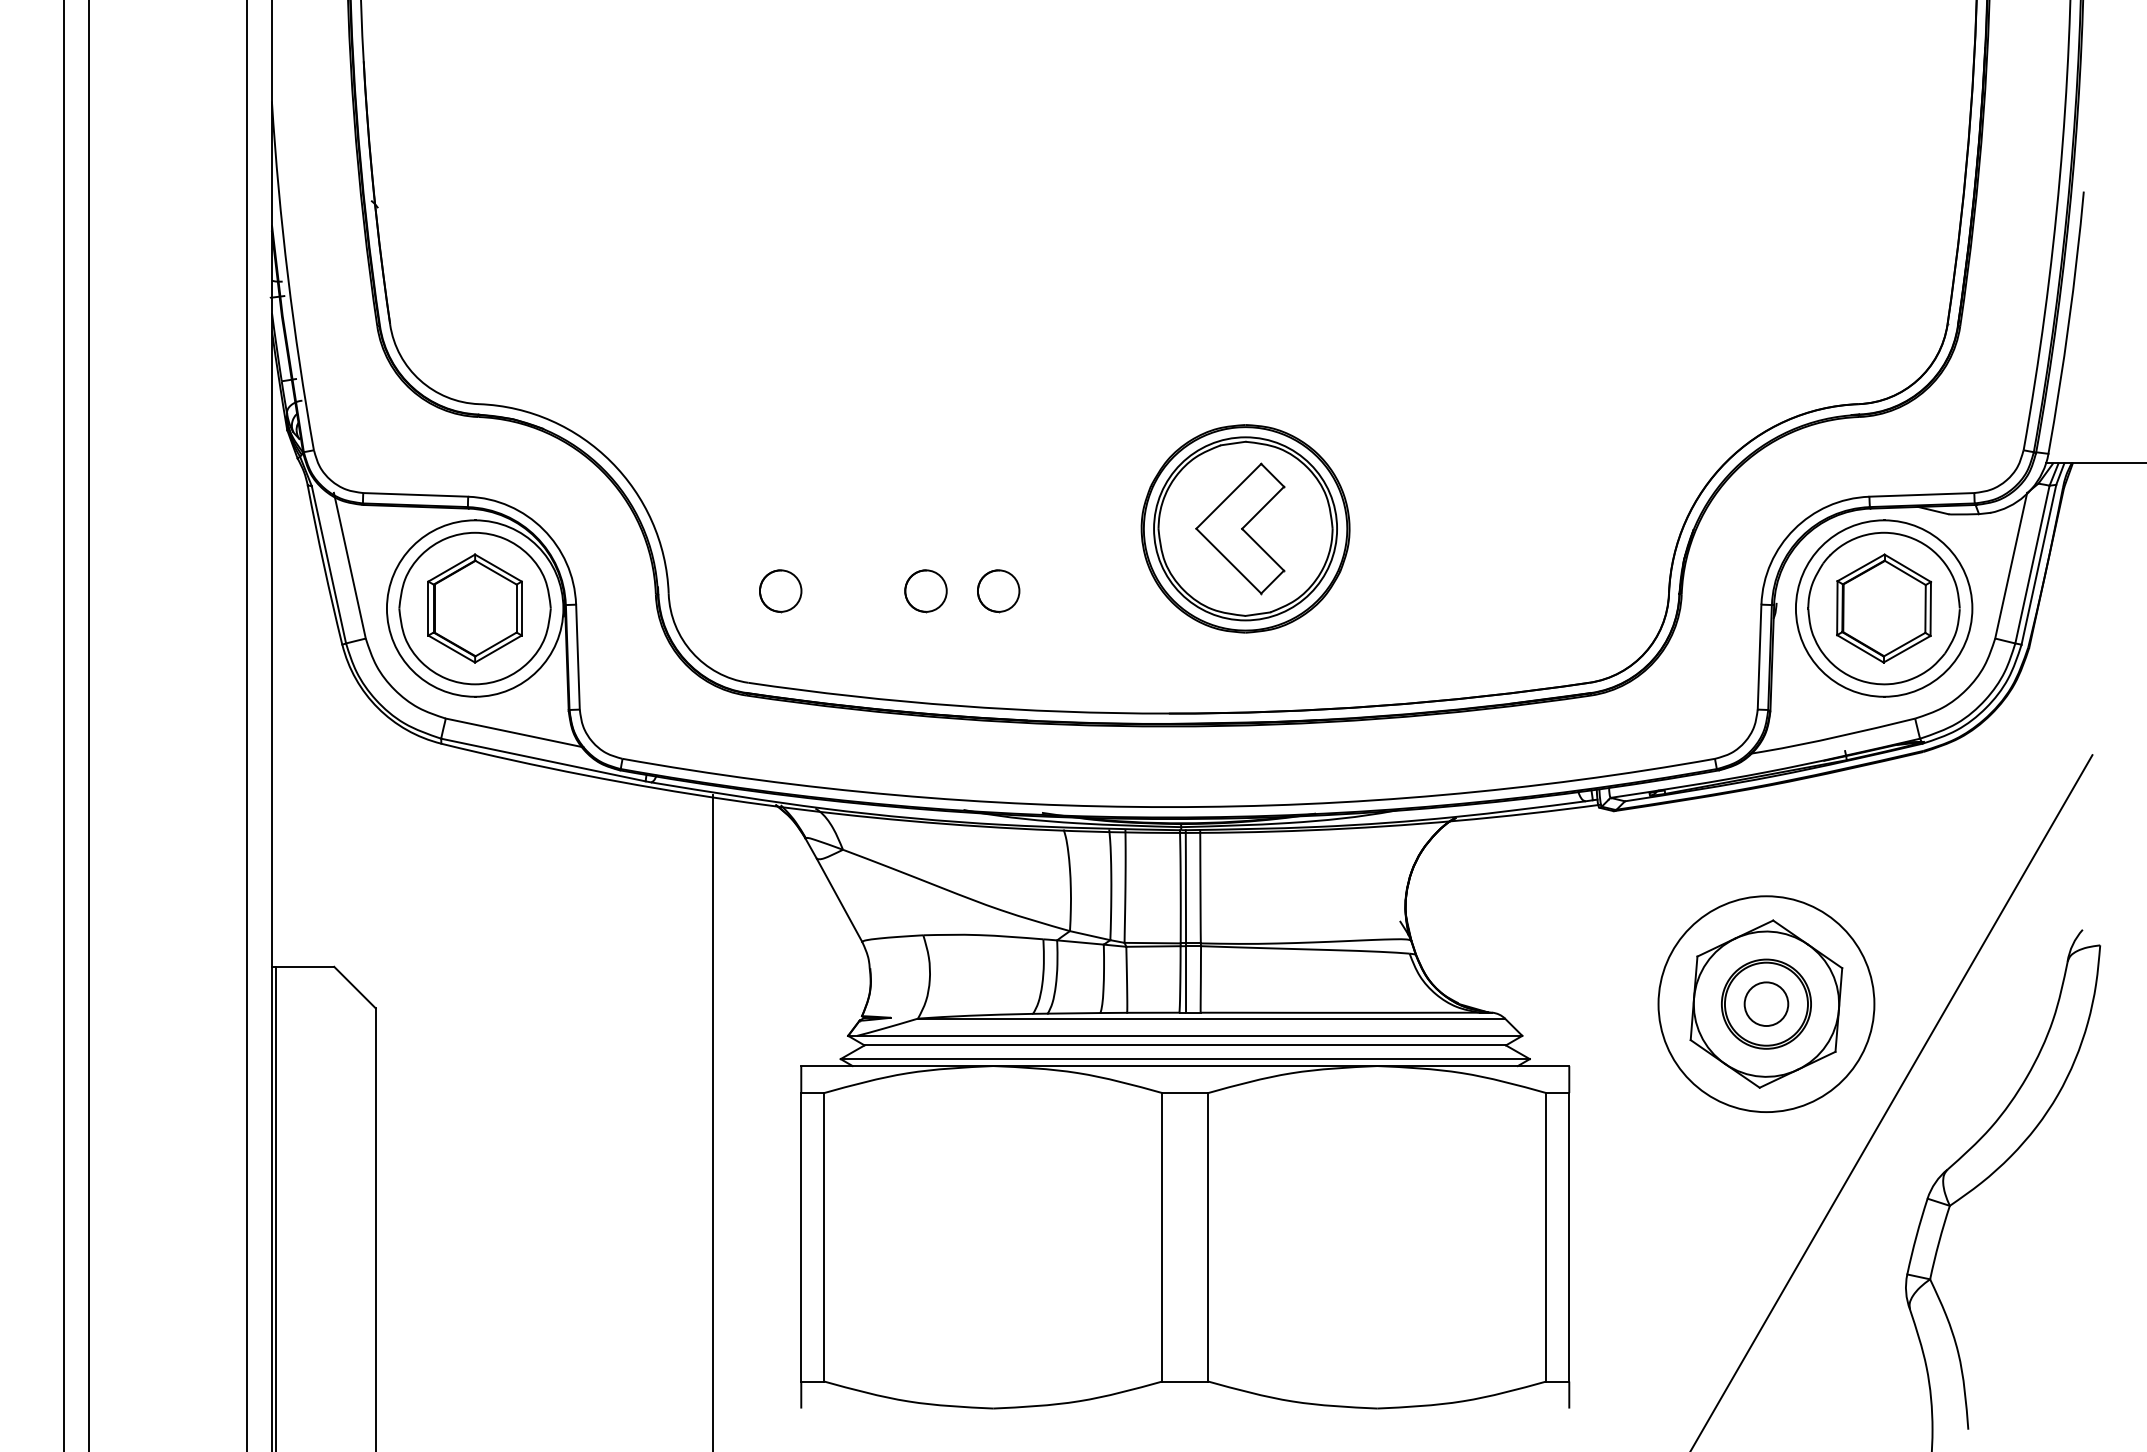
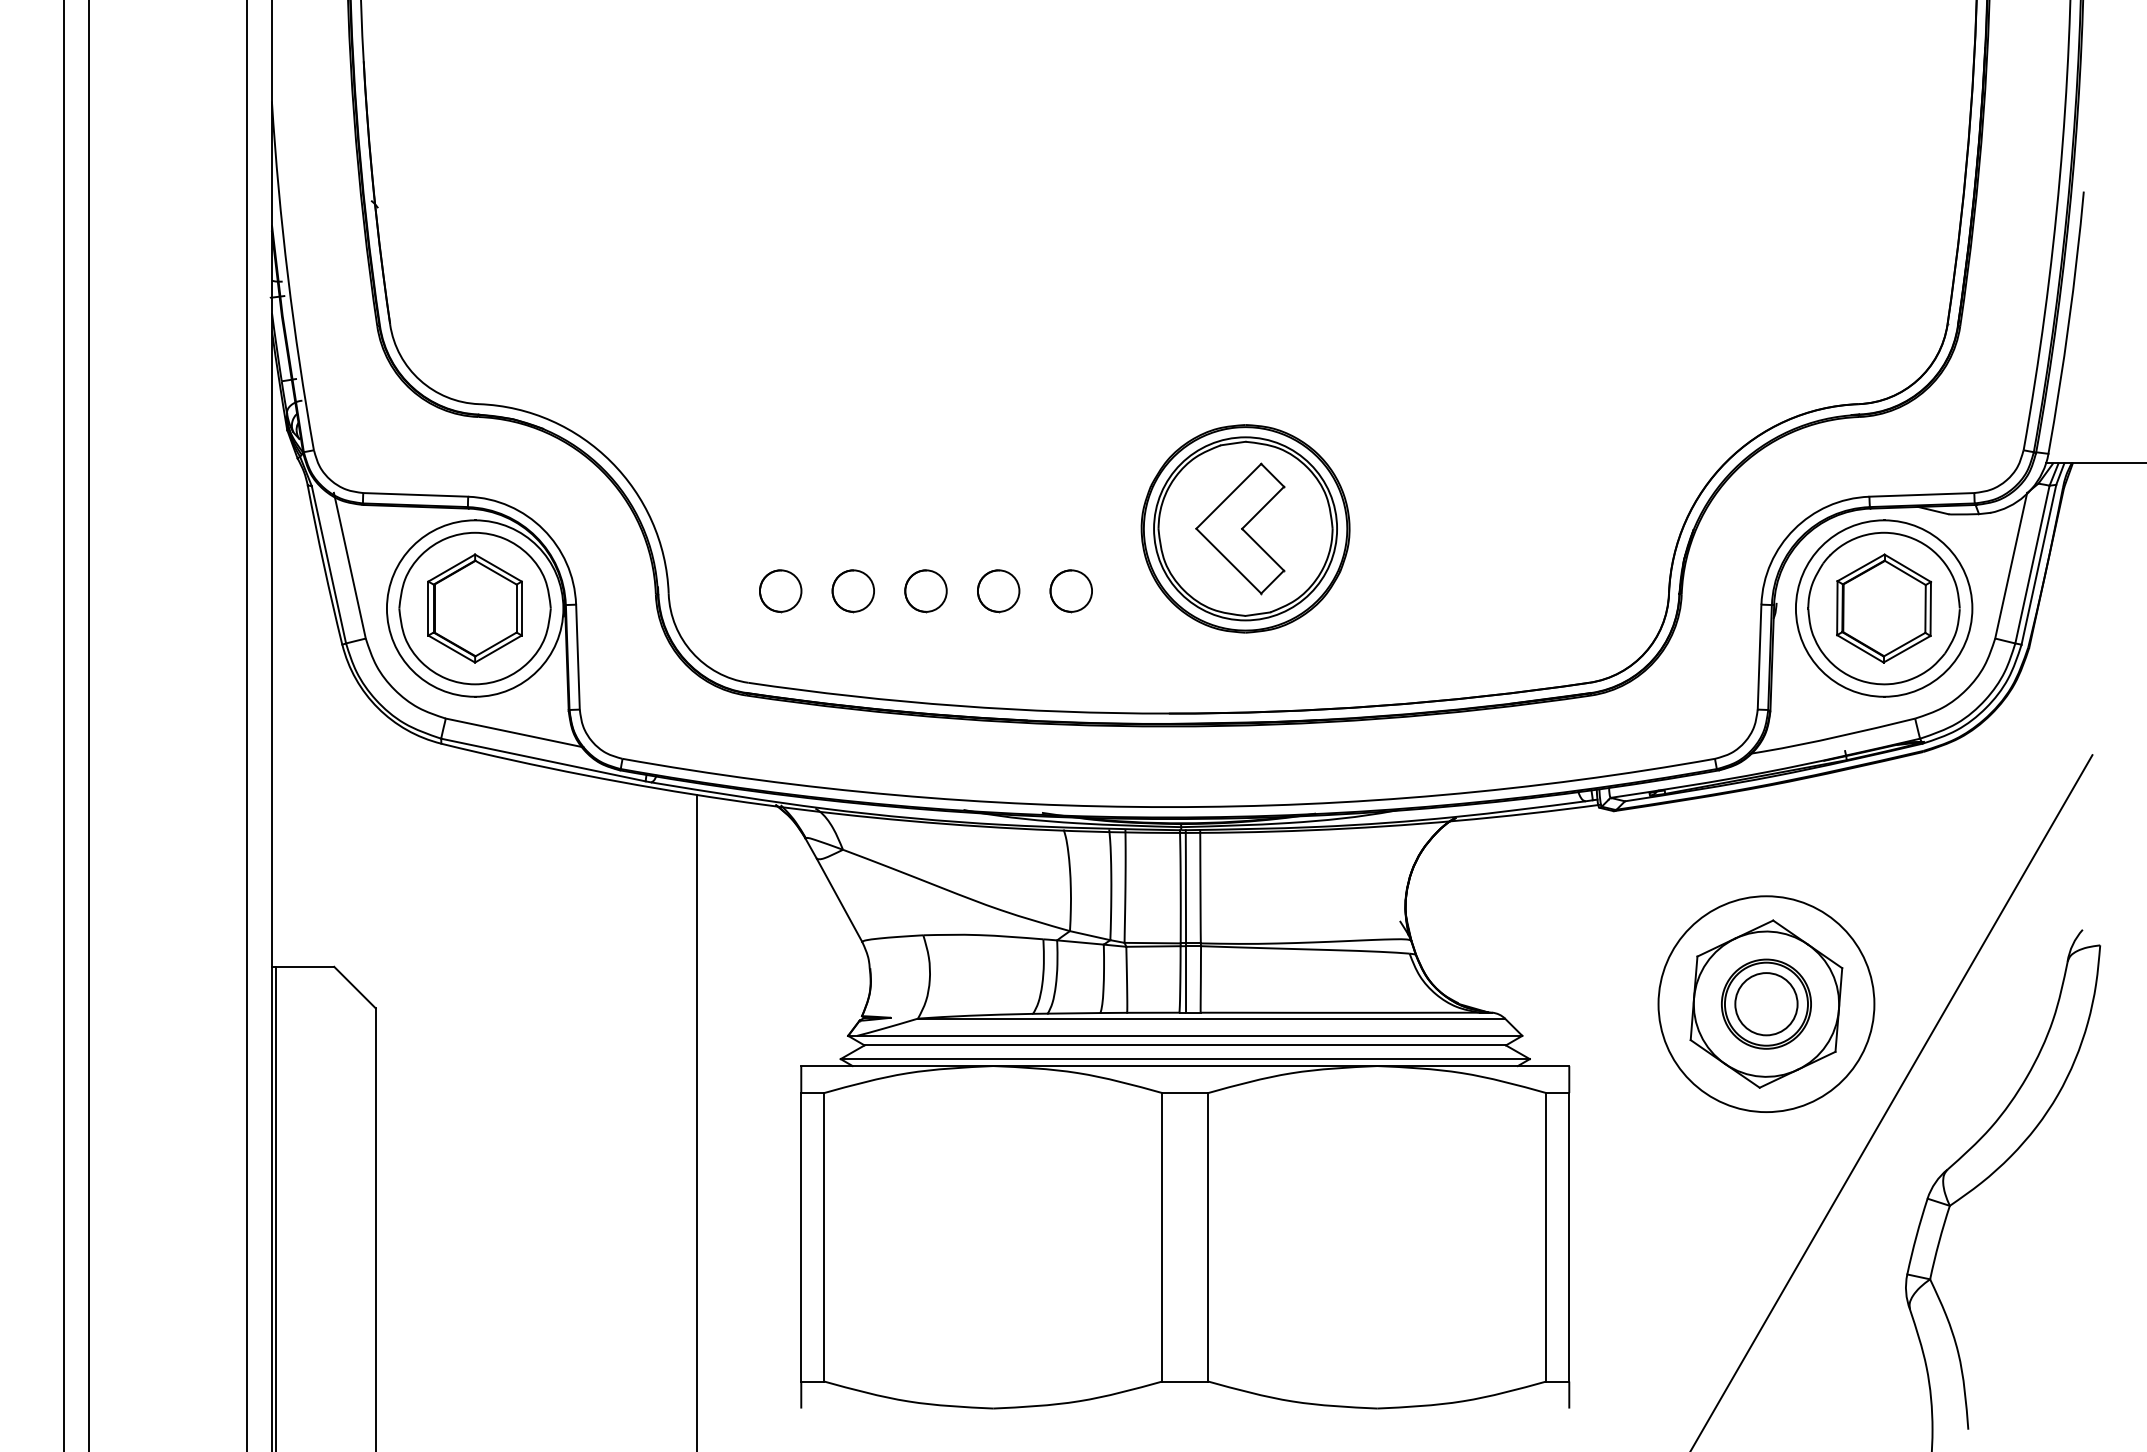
part: none -> present (852, 591)
part: none -> present (1070, 591)
circle diameter: 44 px -> 62 px (1766, 1004)
line position: (713, 1121) -> (697, 1121) (697, 1121)
